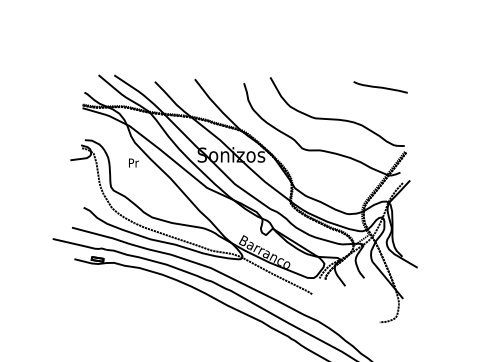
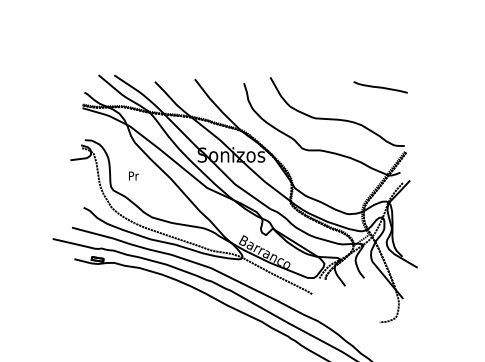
text position: (133, 162) -> (133, 175) (133, 175)
